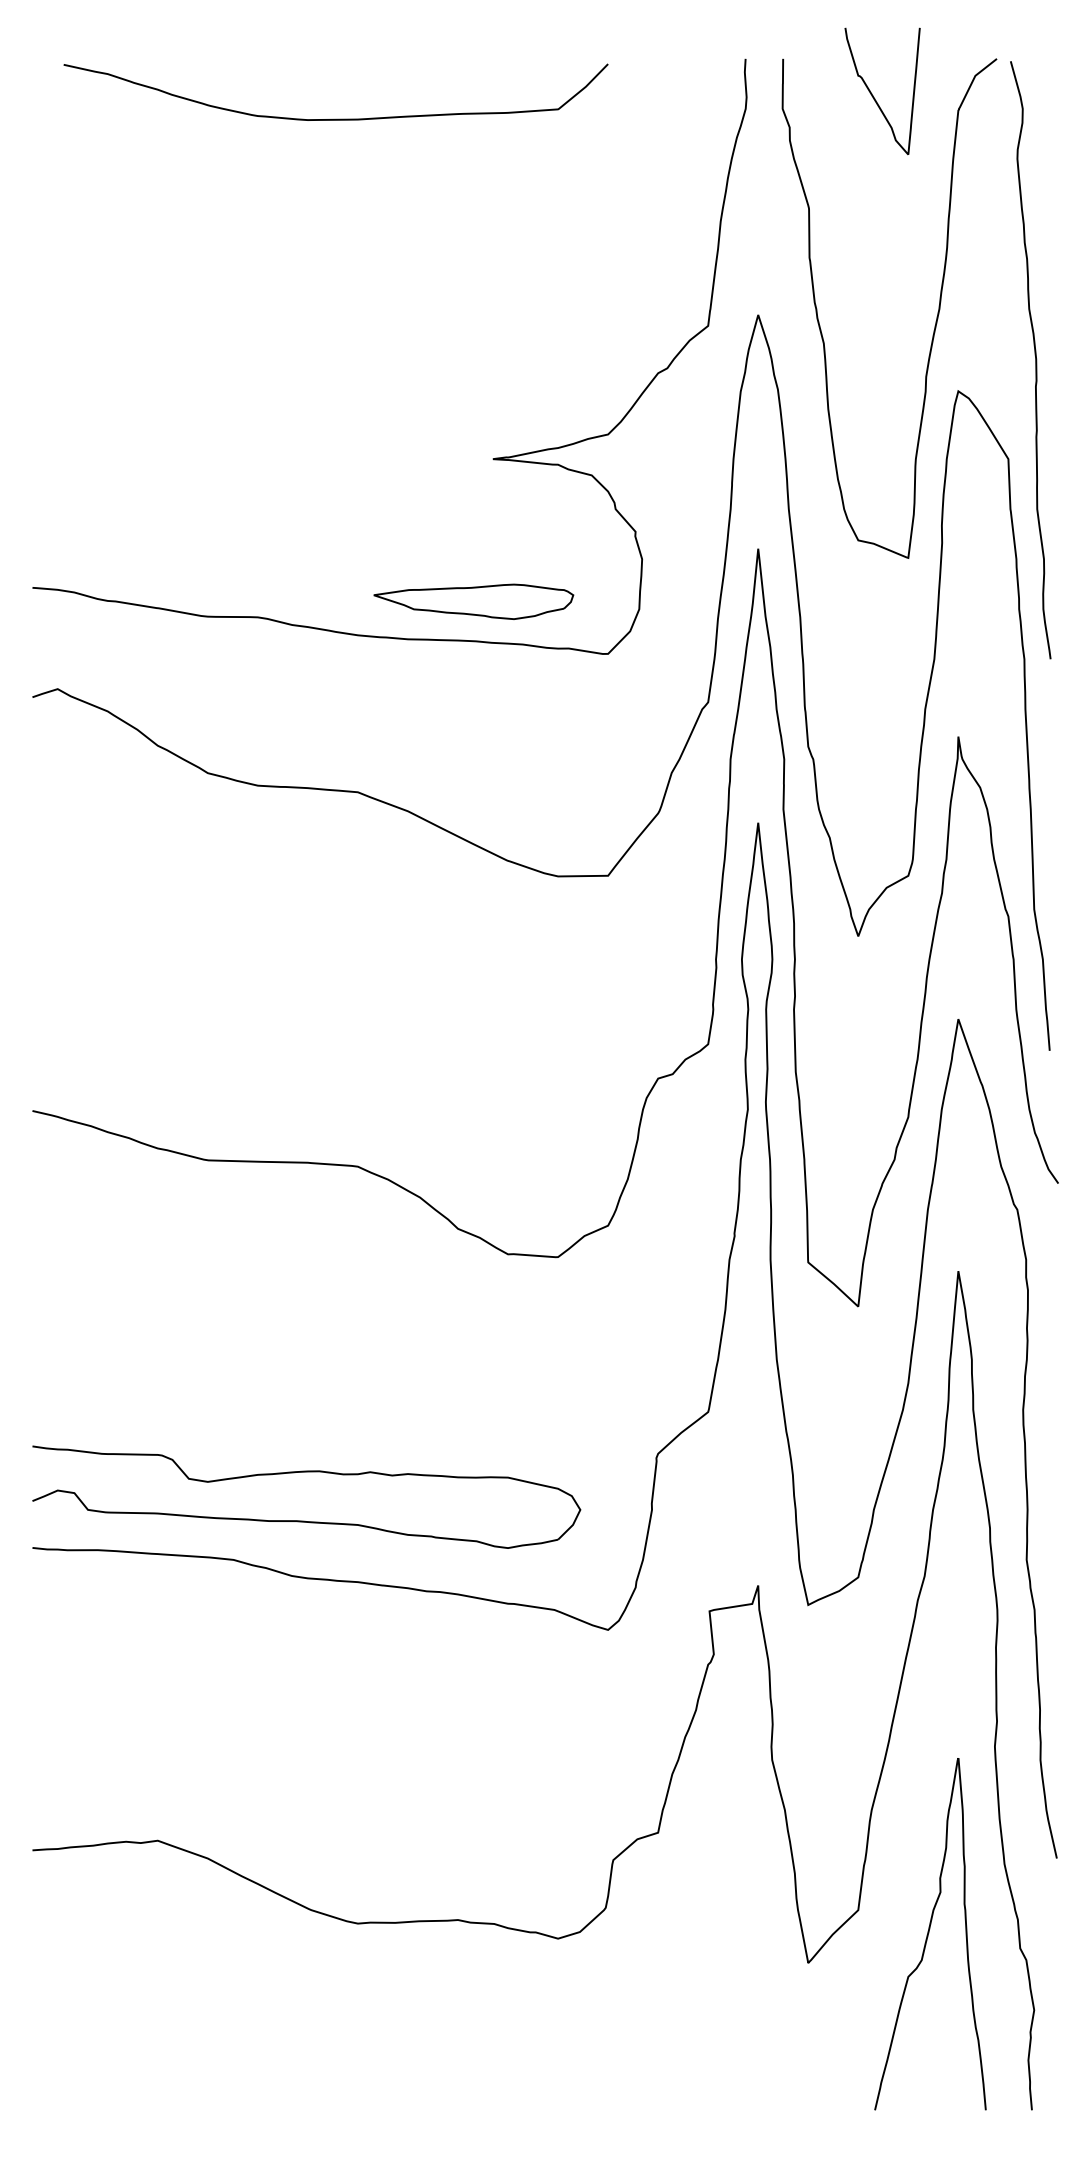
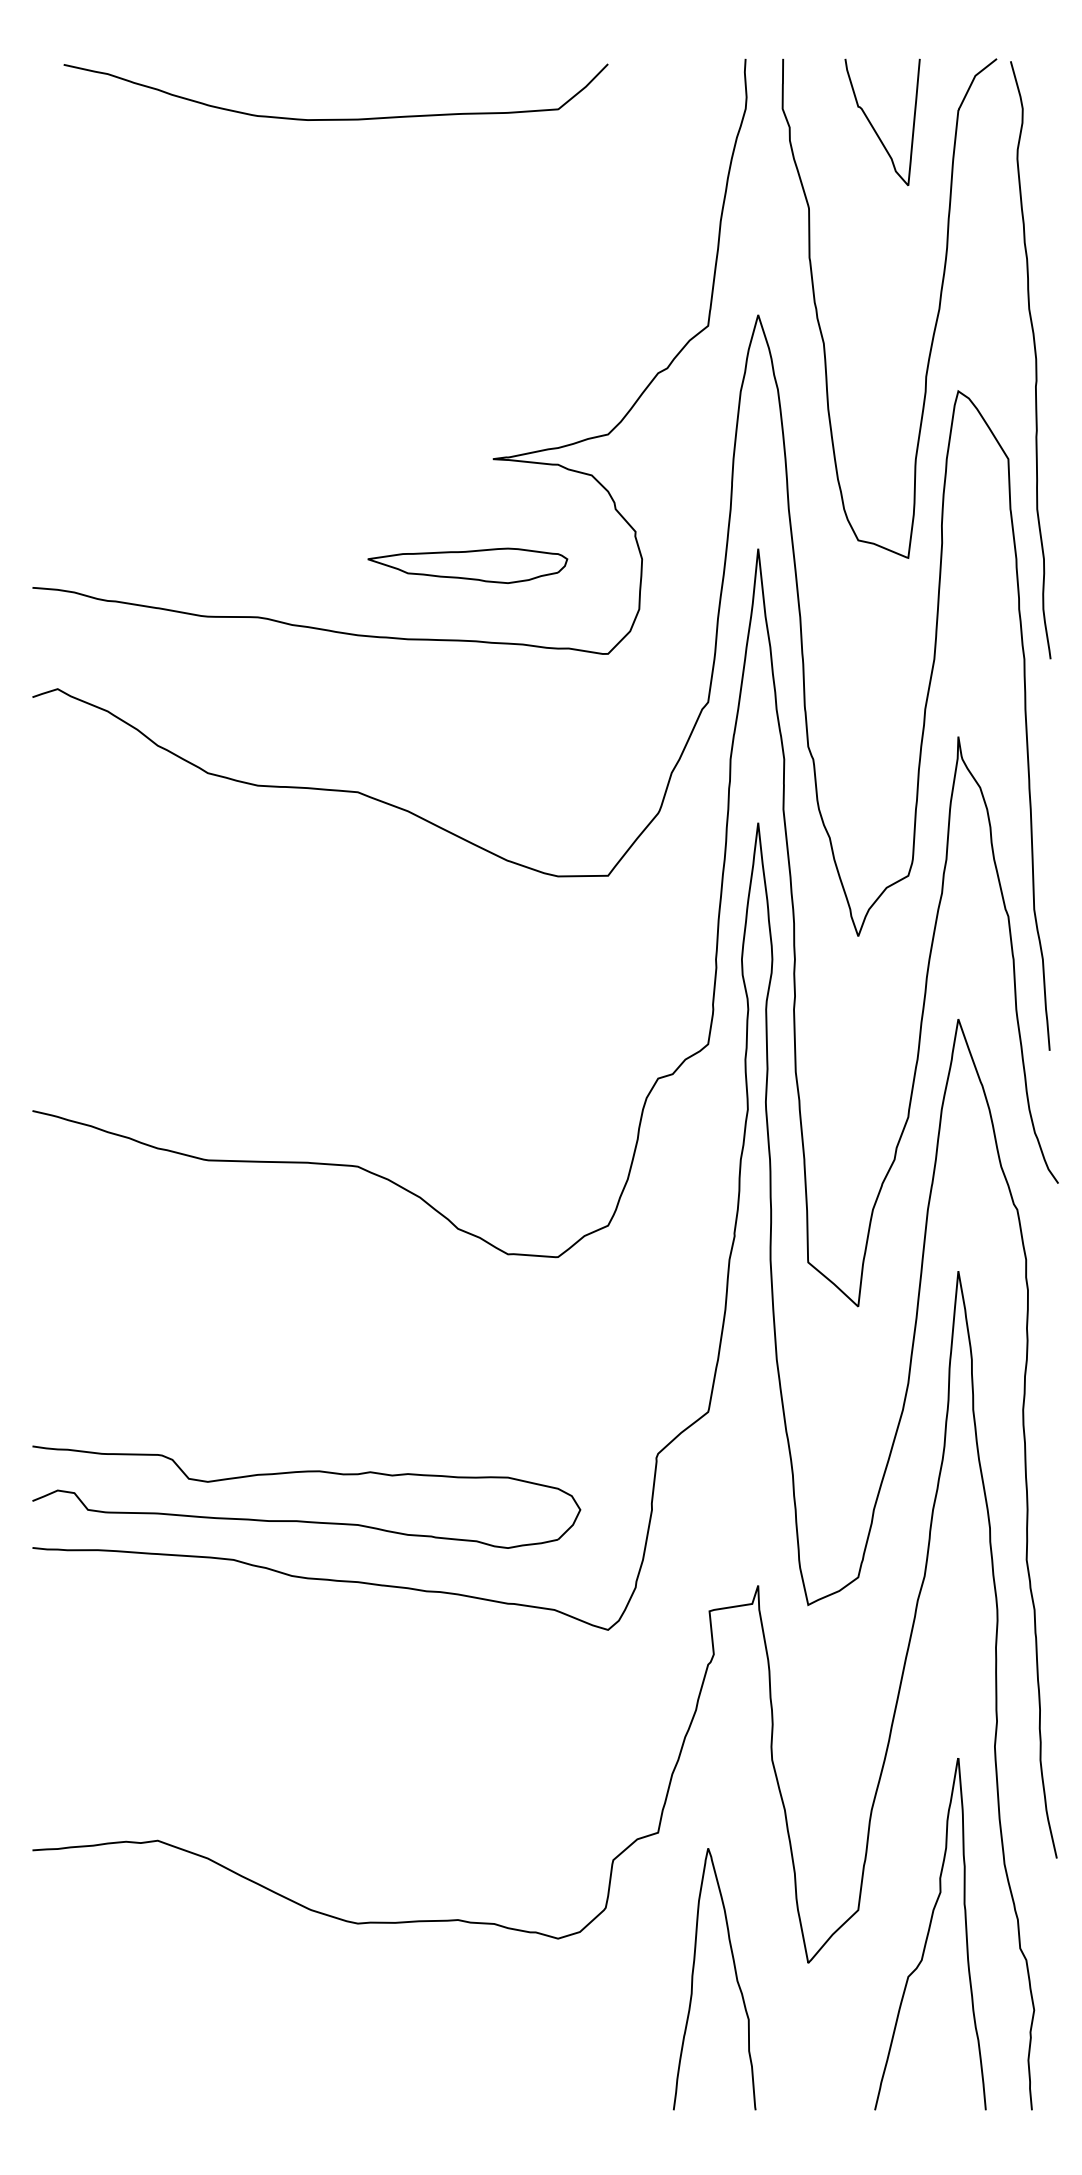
curve position: (873, 95) -> (873, 126) (873, 126)
part position: (473, 601) -> (467, 565) (467, 565)
curve: none -> present (693, 1979)
